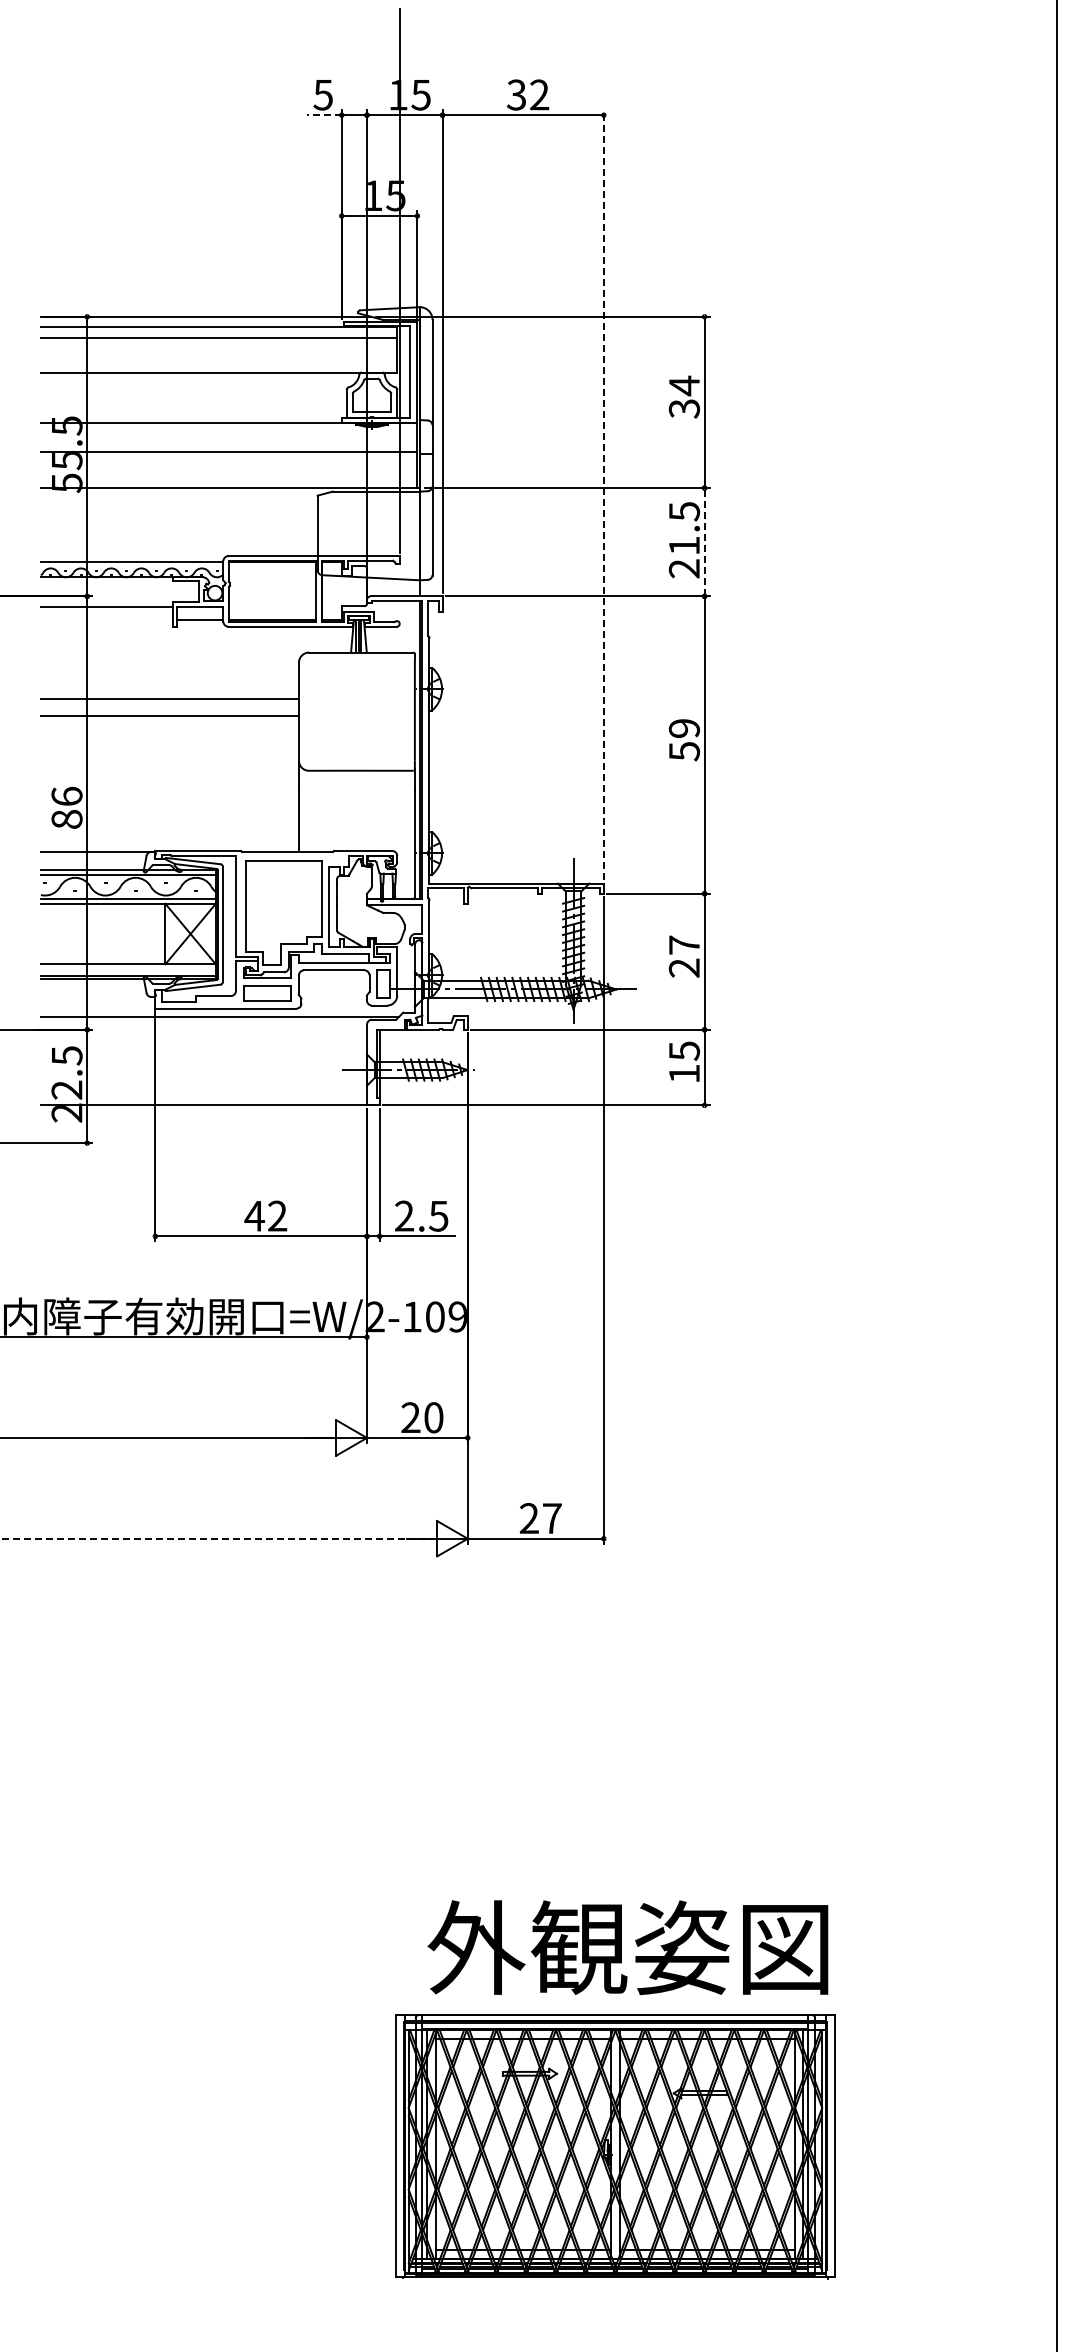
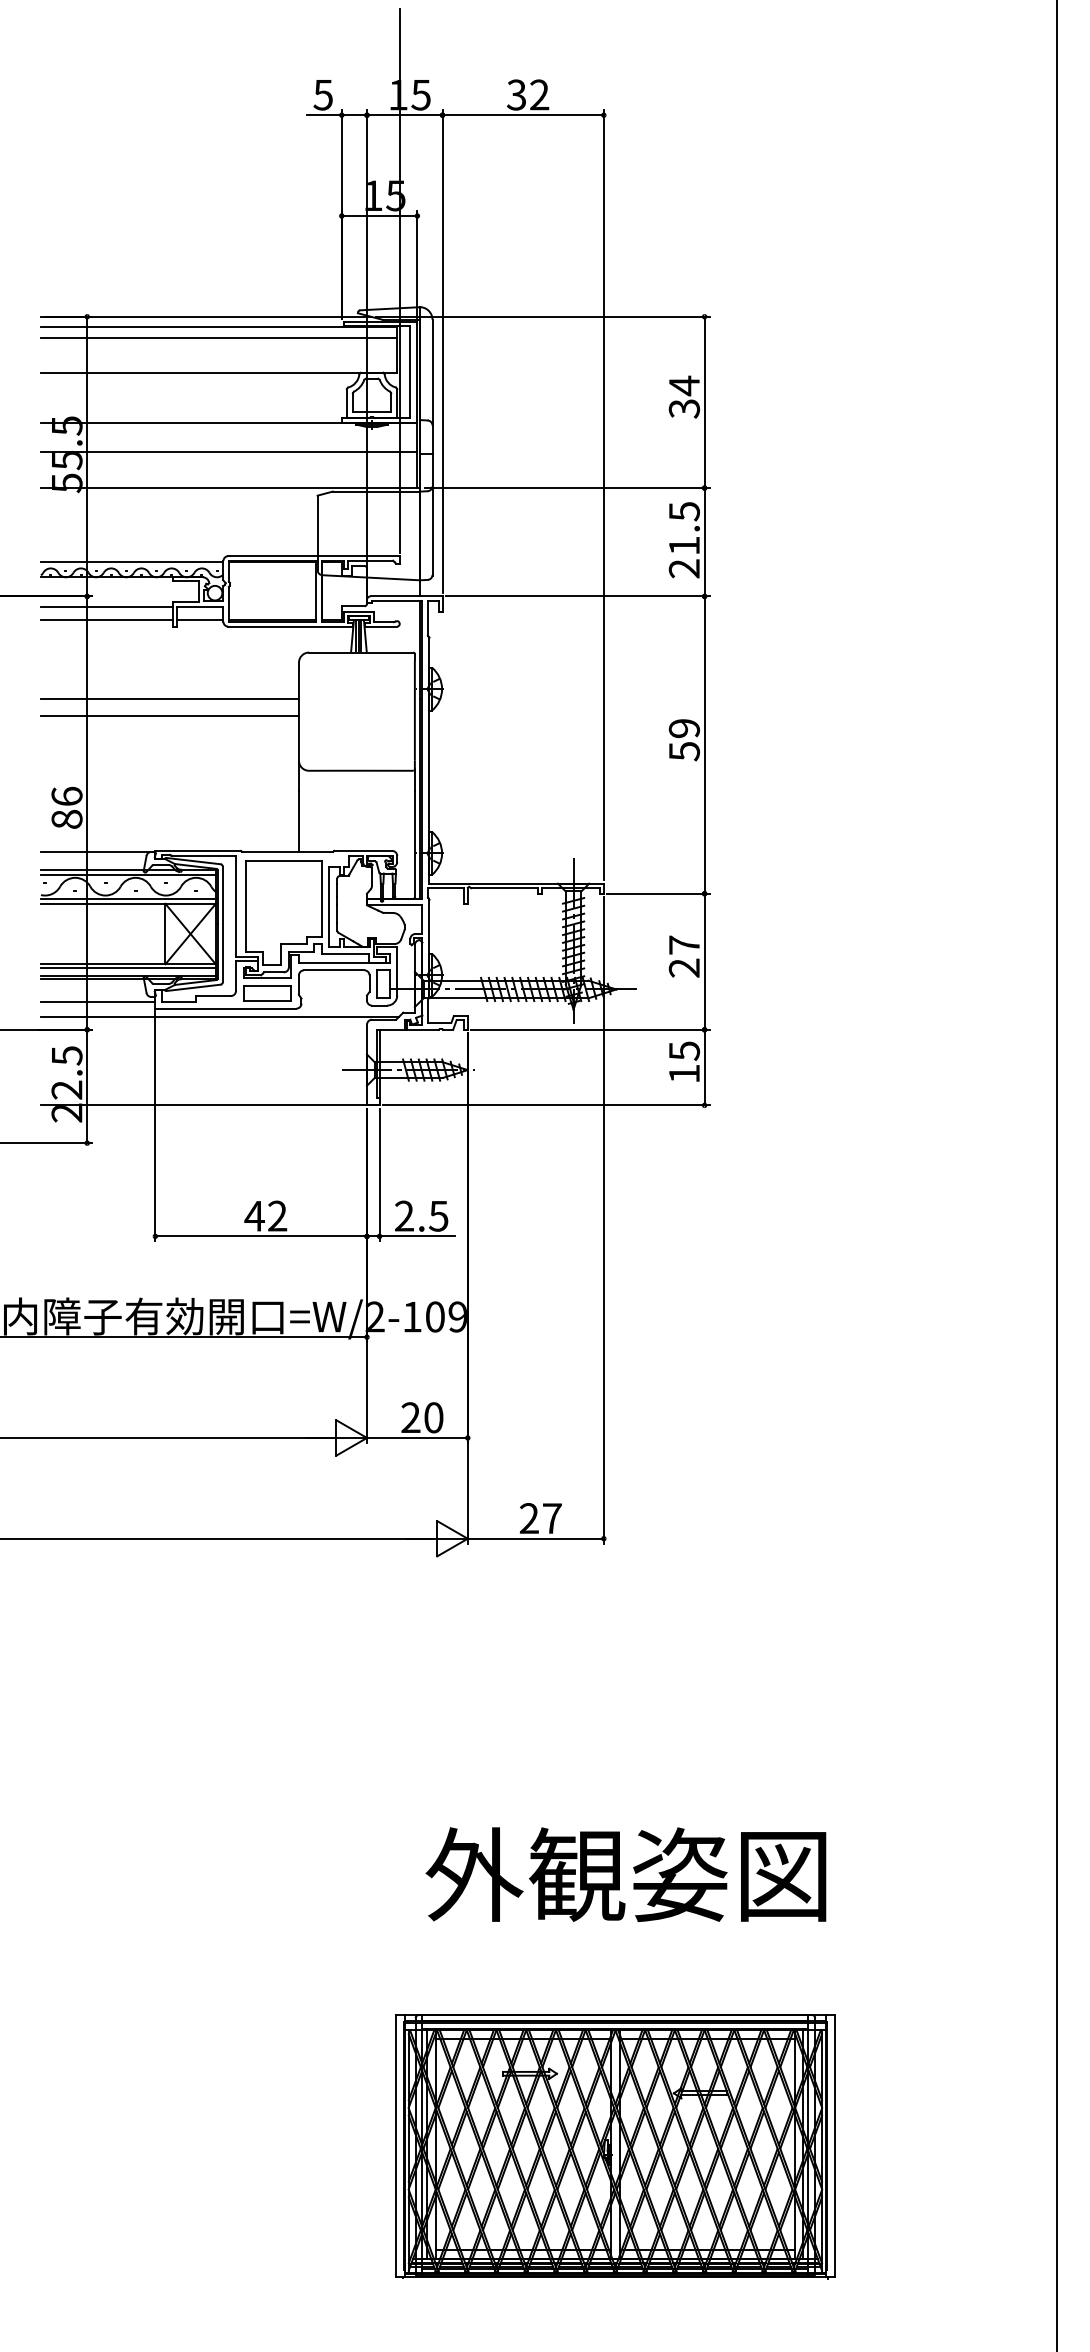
line: dashed -> solid (323, 115)
line: dashed -> solid (603, 495)
line: dashed -> solid (704, 541)
line: none -> present (106, 620)
line: none -> present (127, 967)
line: none -> present (97, 1001)
line: dashed -> solid (216, 1538)
text position: (627, 1947) -> (625, 1874) (625, 1874)
